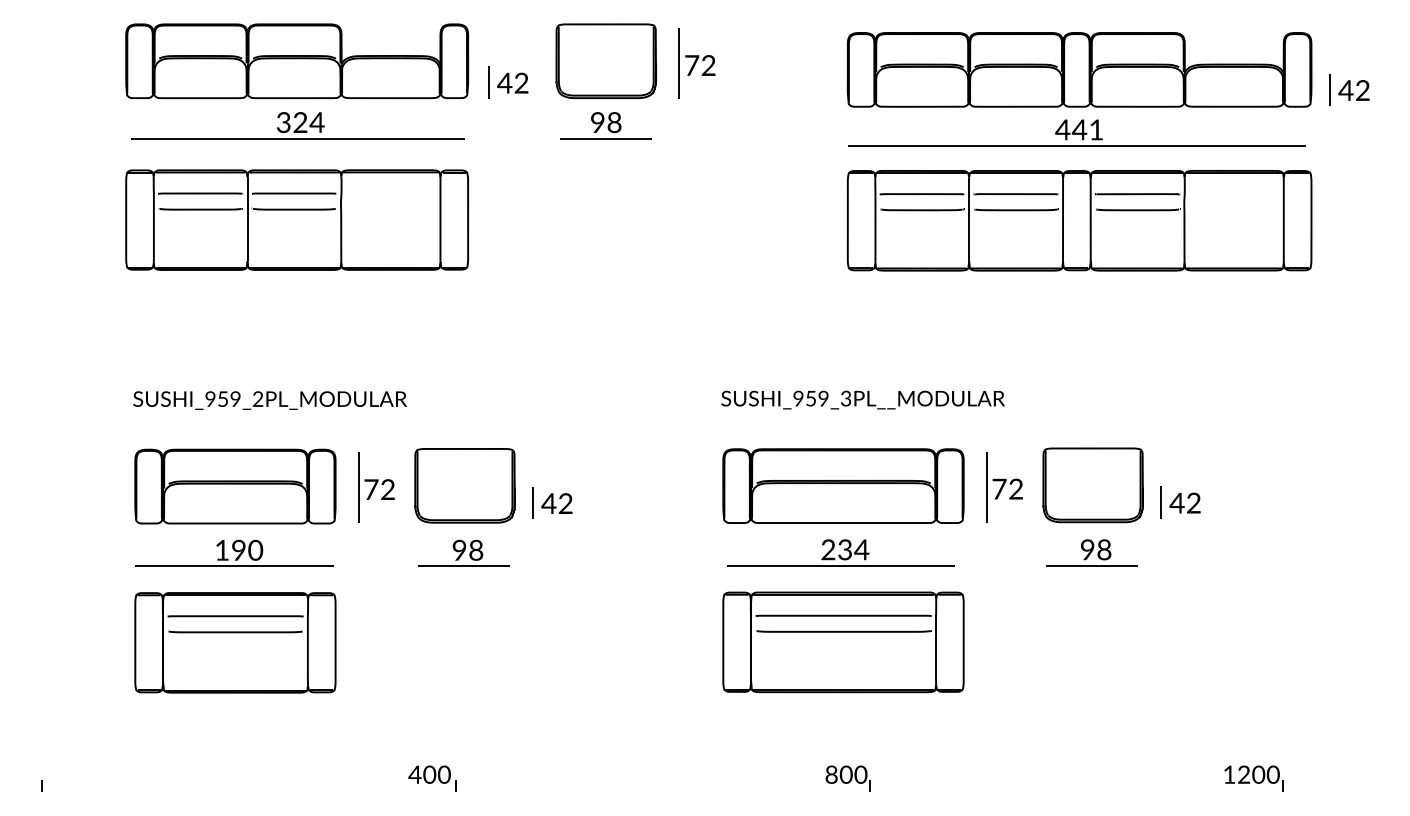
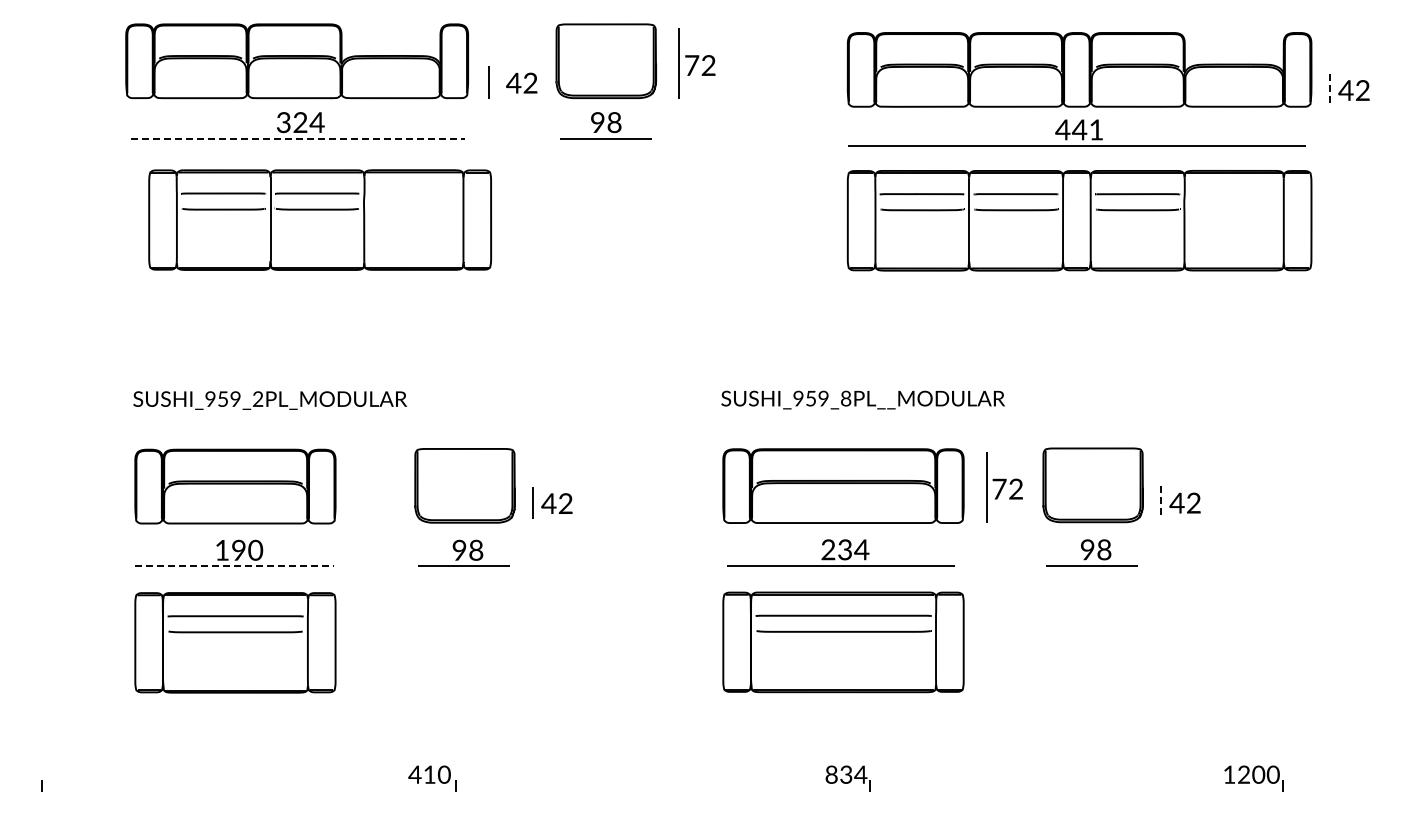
text position: (512, 82) -> (521, 82) (521, 82)
line: solid -> dashed (1329, 90)
line: solid -> dashed (297, 138)
part position: (296, 219) -> (319, 219) (319, 219)
text: SUSHI_959_3PL__MODULAR -> SUSHI_959_8PL__MODULAR (846, 398)
part: present -> none (376, 487)
line: solid -> dashed (1161, 502)
line: solid -> dashed (235, 566)
text: 400 -> 410 (429, 774)
text: 800 -> 834 (853, 774)
